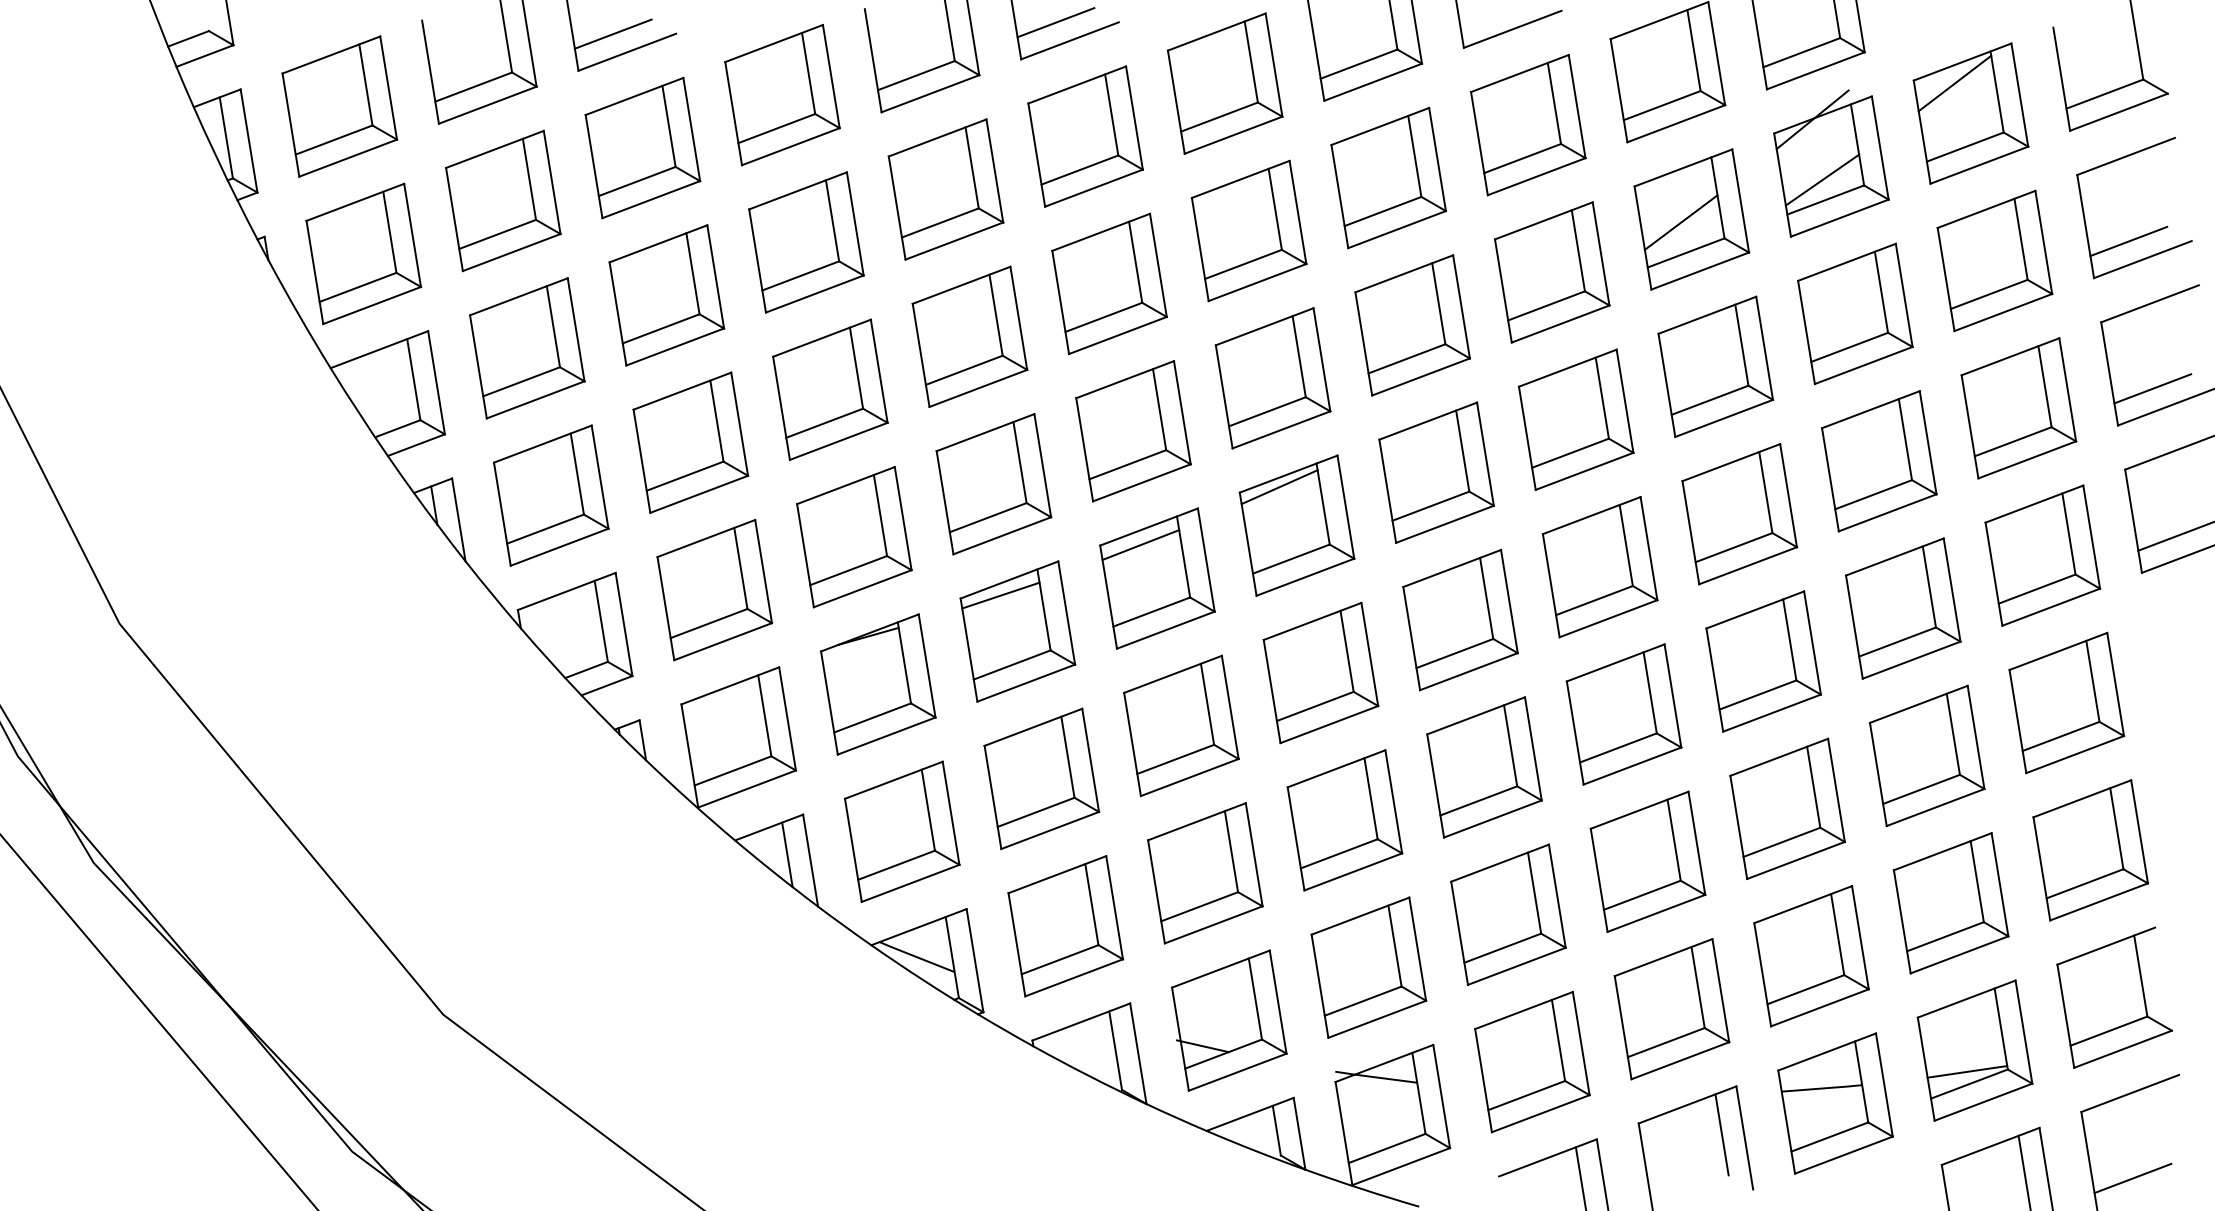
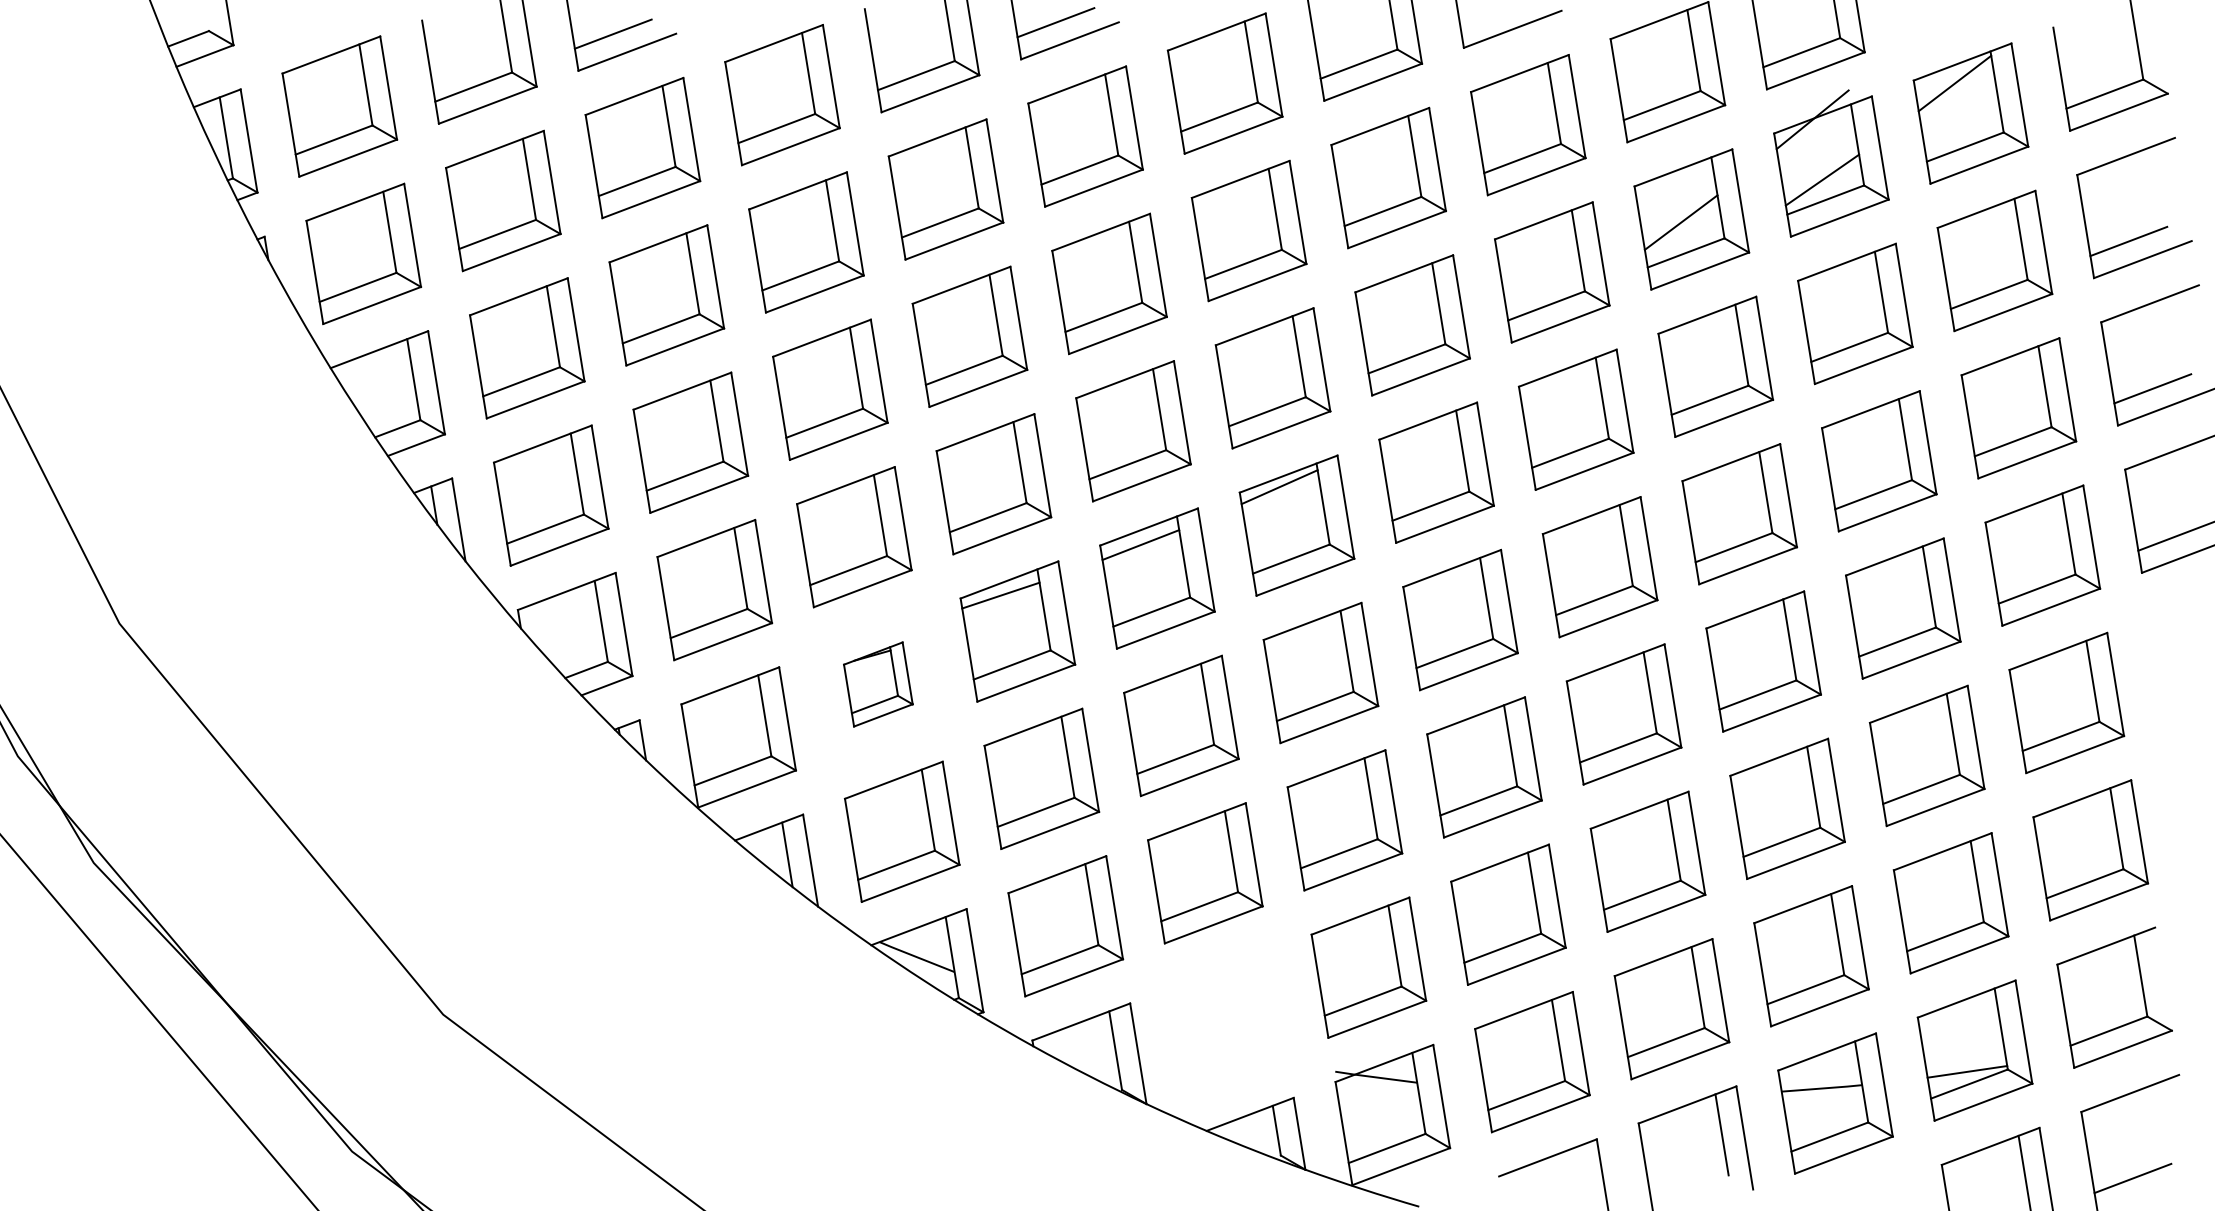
part size: 117x143 px -> 71x87 px (878, 684)
part: present -> none (1229, 1020)
line: present -> none (1580, 1177)
